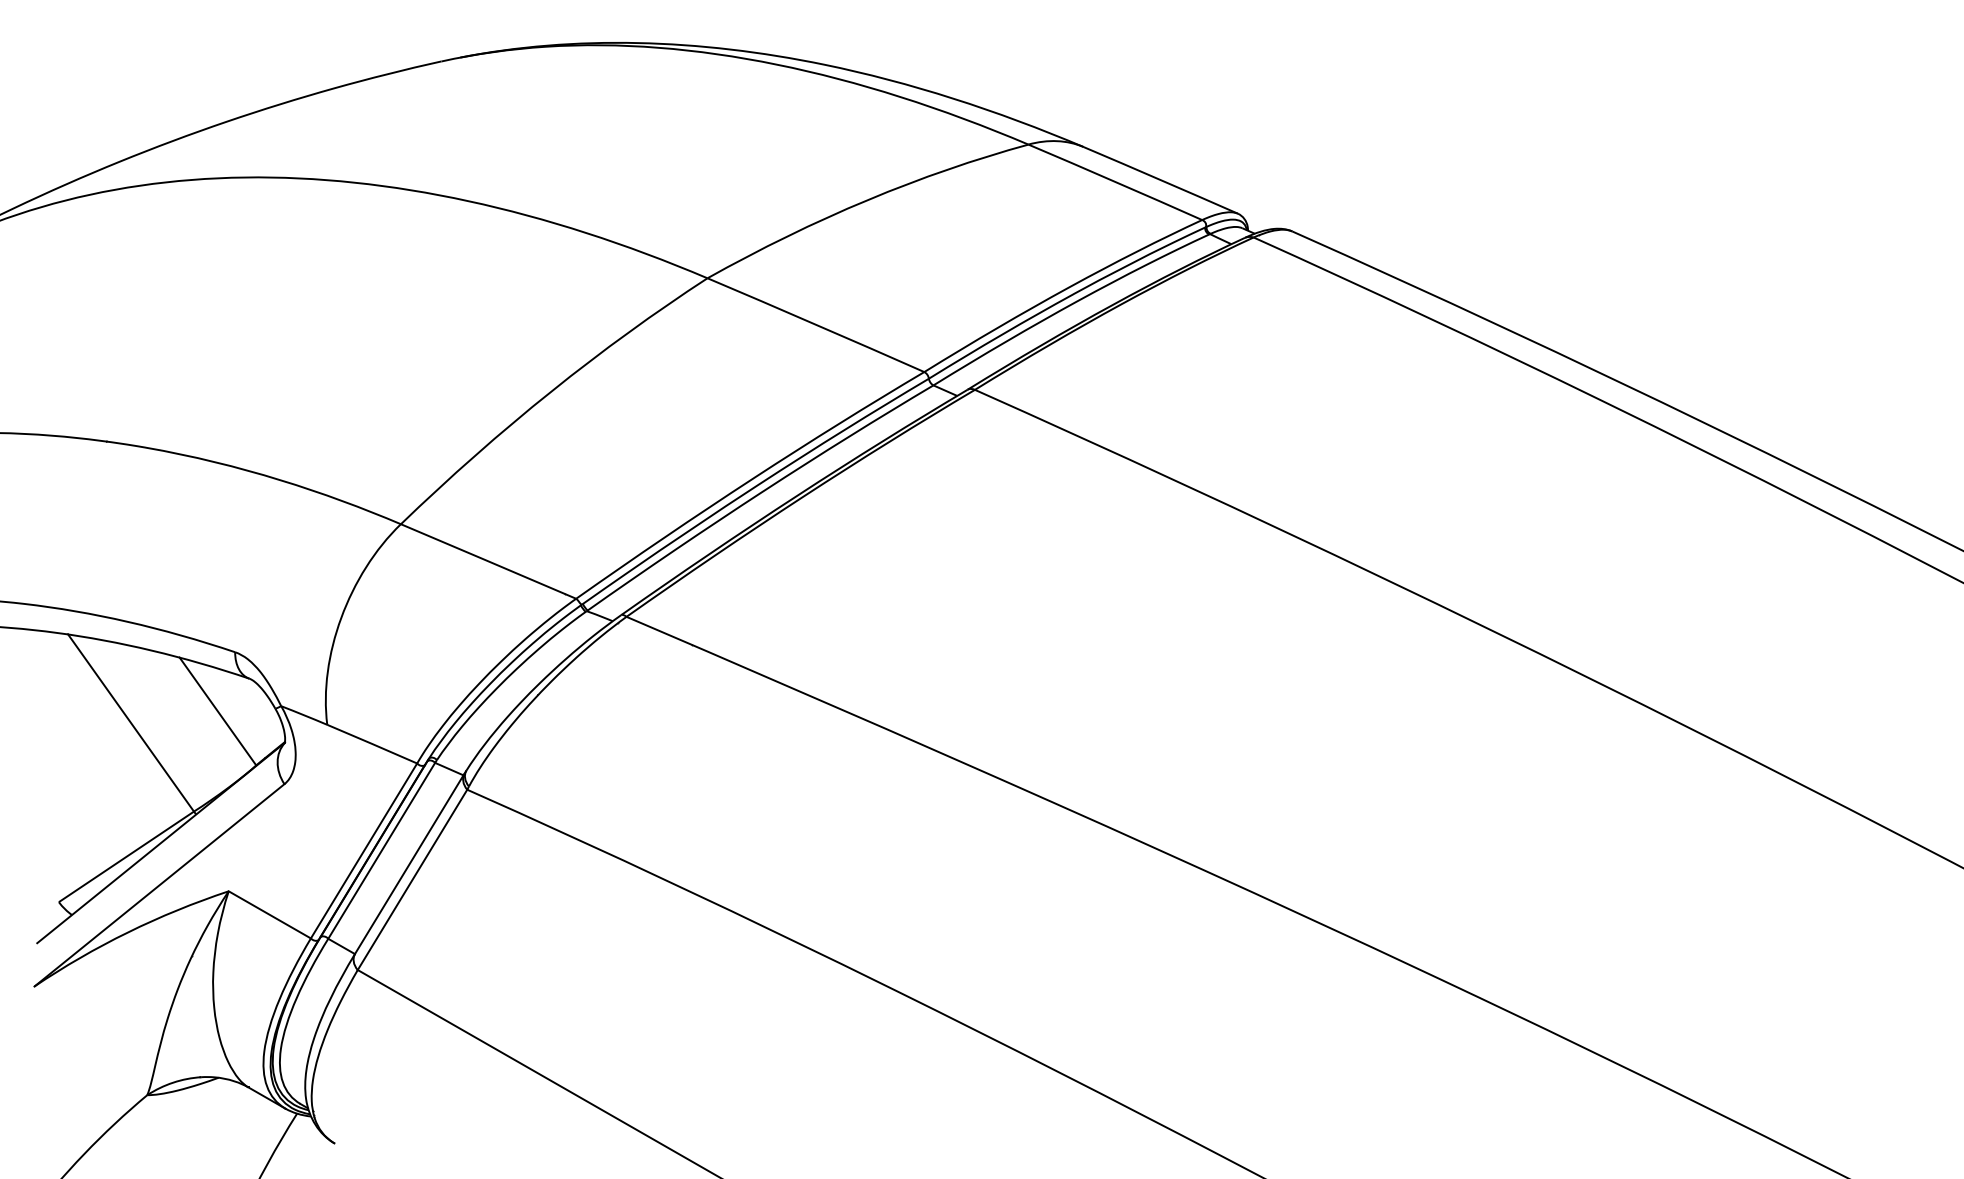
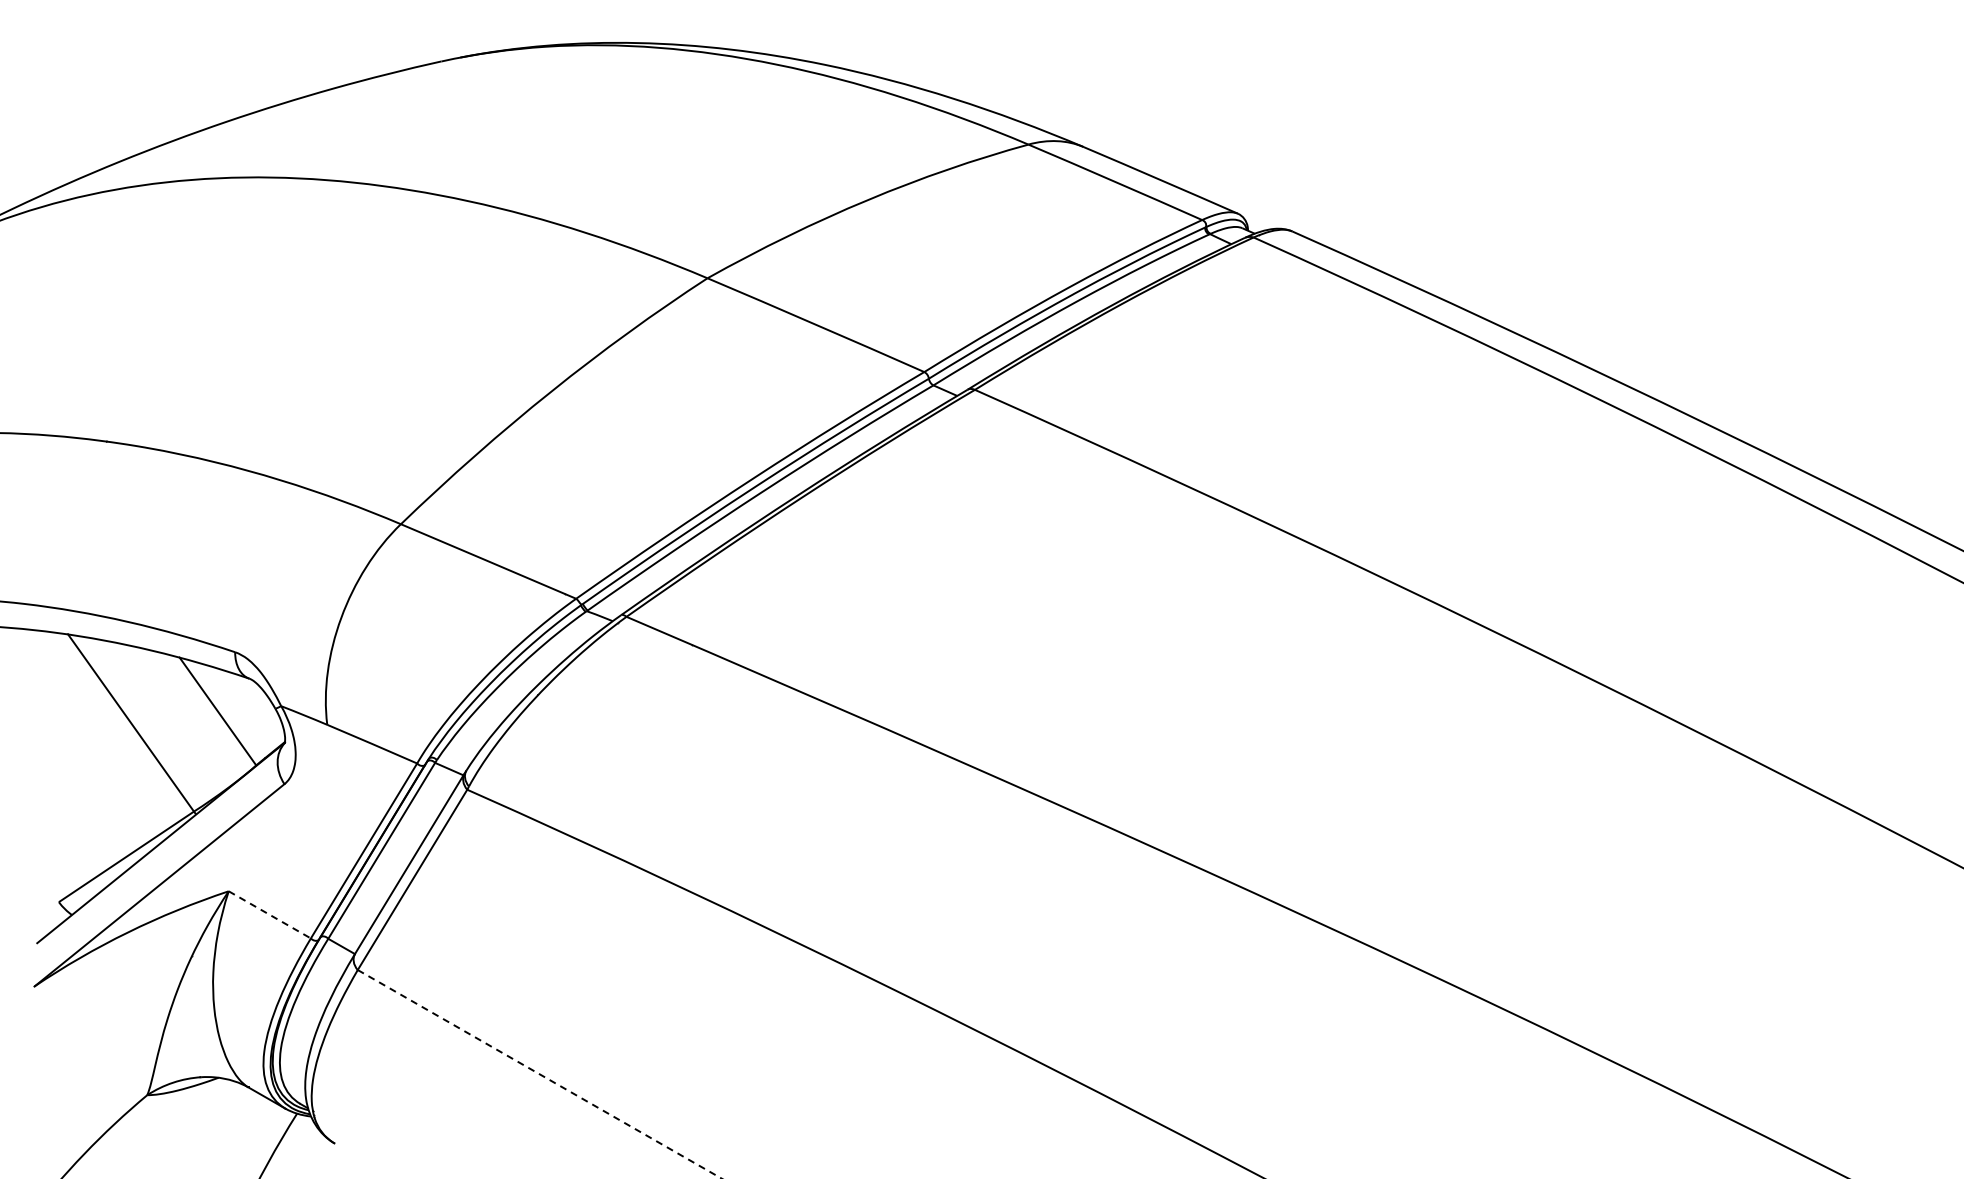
line: solid -> dashed (270, 915)
line: solid -> dashed (539, 1074)
